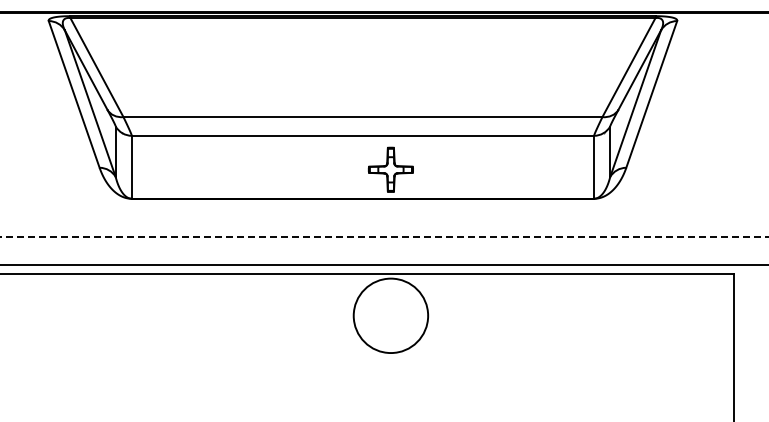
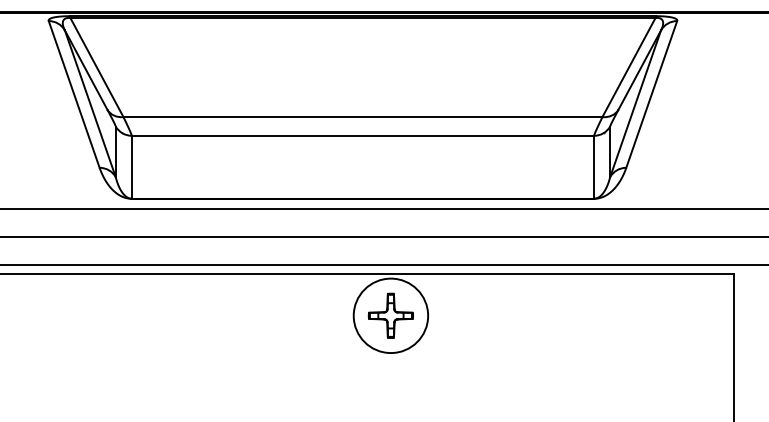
part position: (390, 169) -> (390, 315) (390, 315)
line: none -> present (383, 208)
line: dashed -> solid (384, 237)
